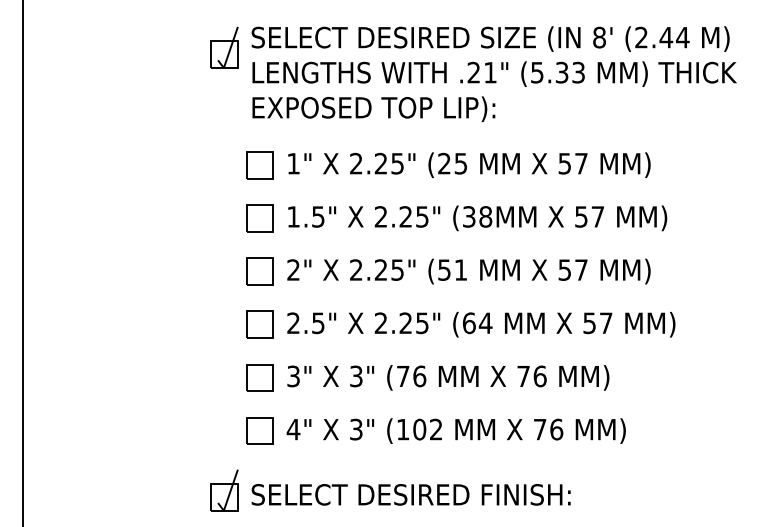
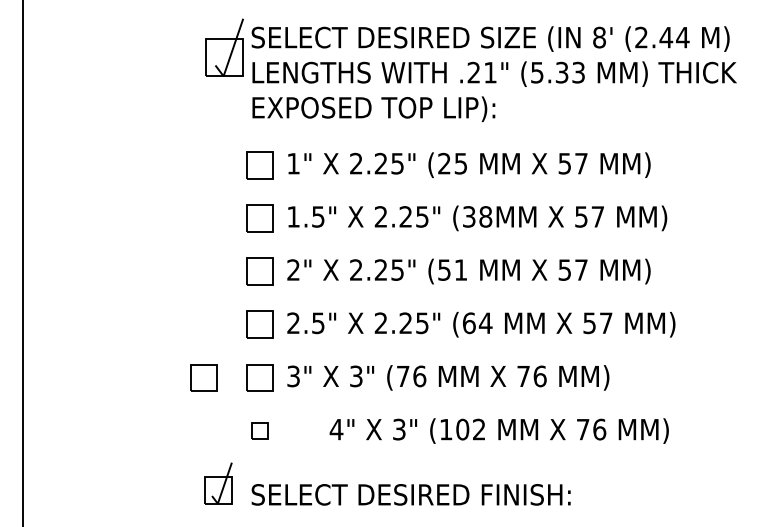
part size: 29x43 px -> 39x59 px (224, 47)
part: none -> present (203, 377)
part size: 28x28 px -> 18x18 px (259, 430)
text position: (455, 430) -> (498, 430) (498, 430)
part position: (224, 490) -> (218, 483) (218, 483)
